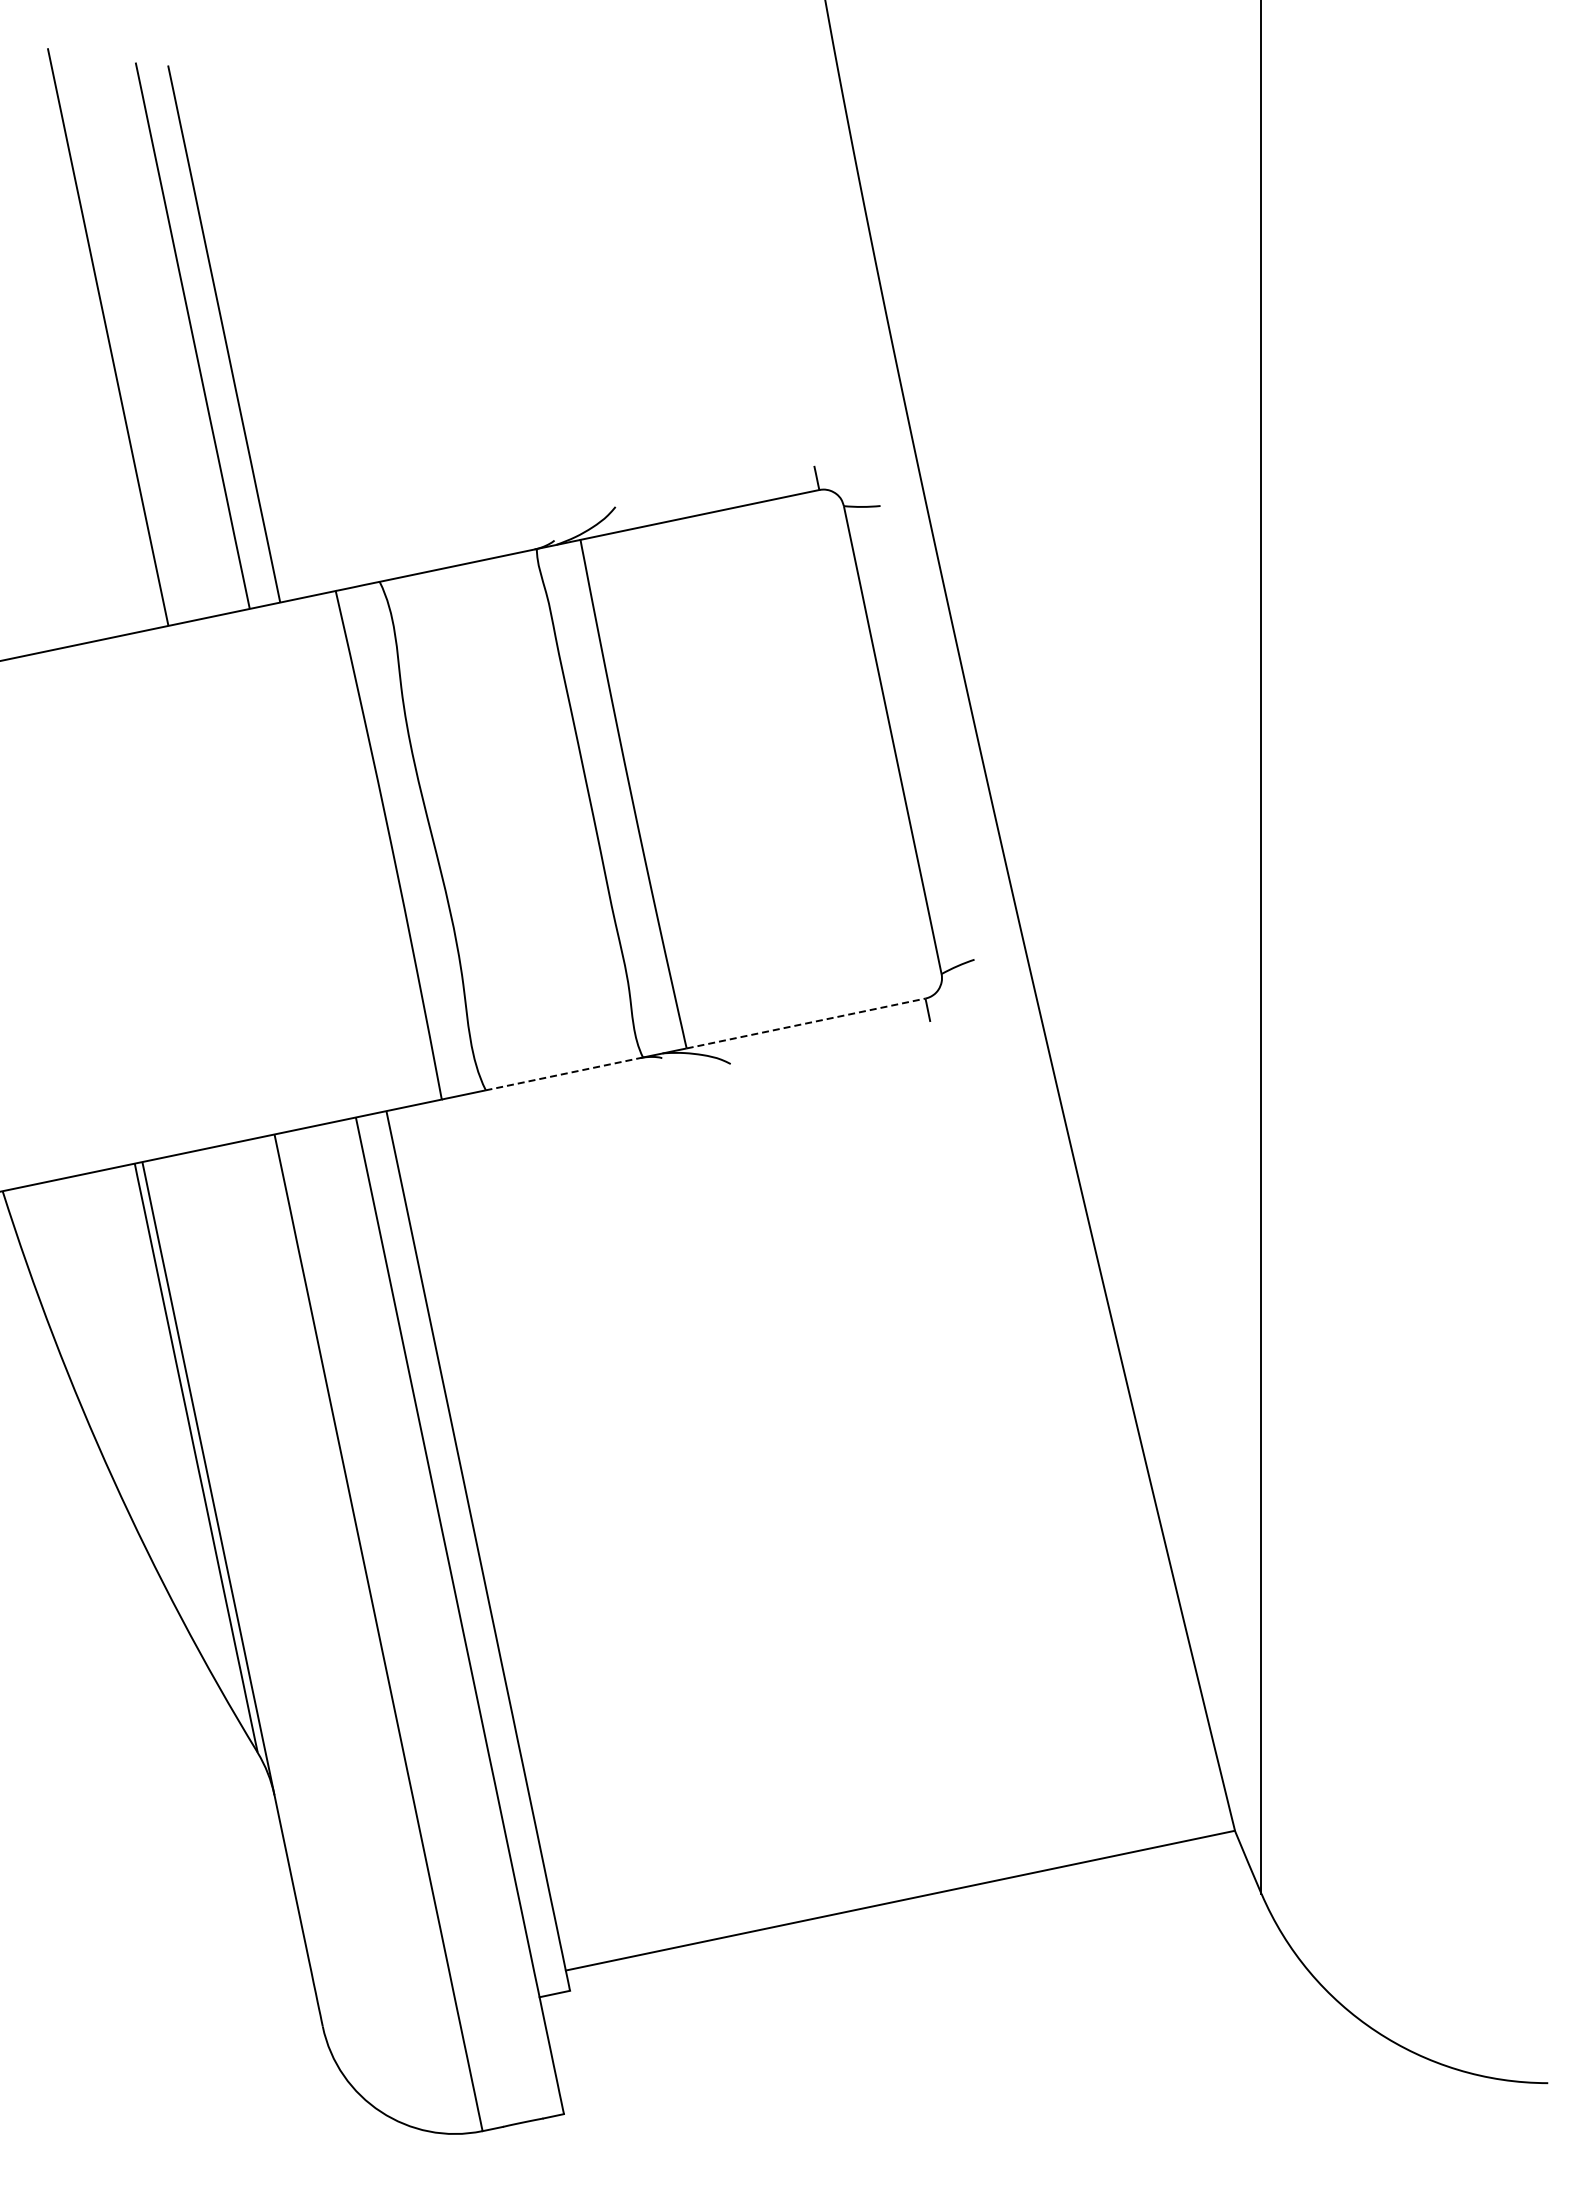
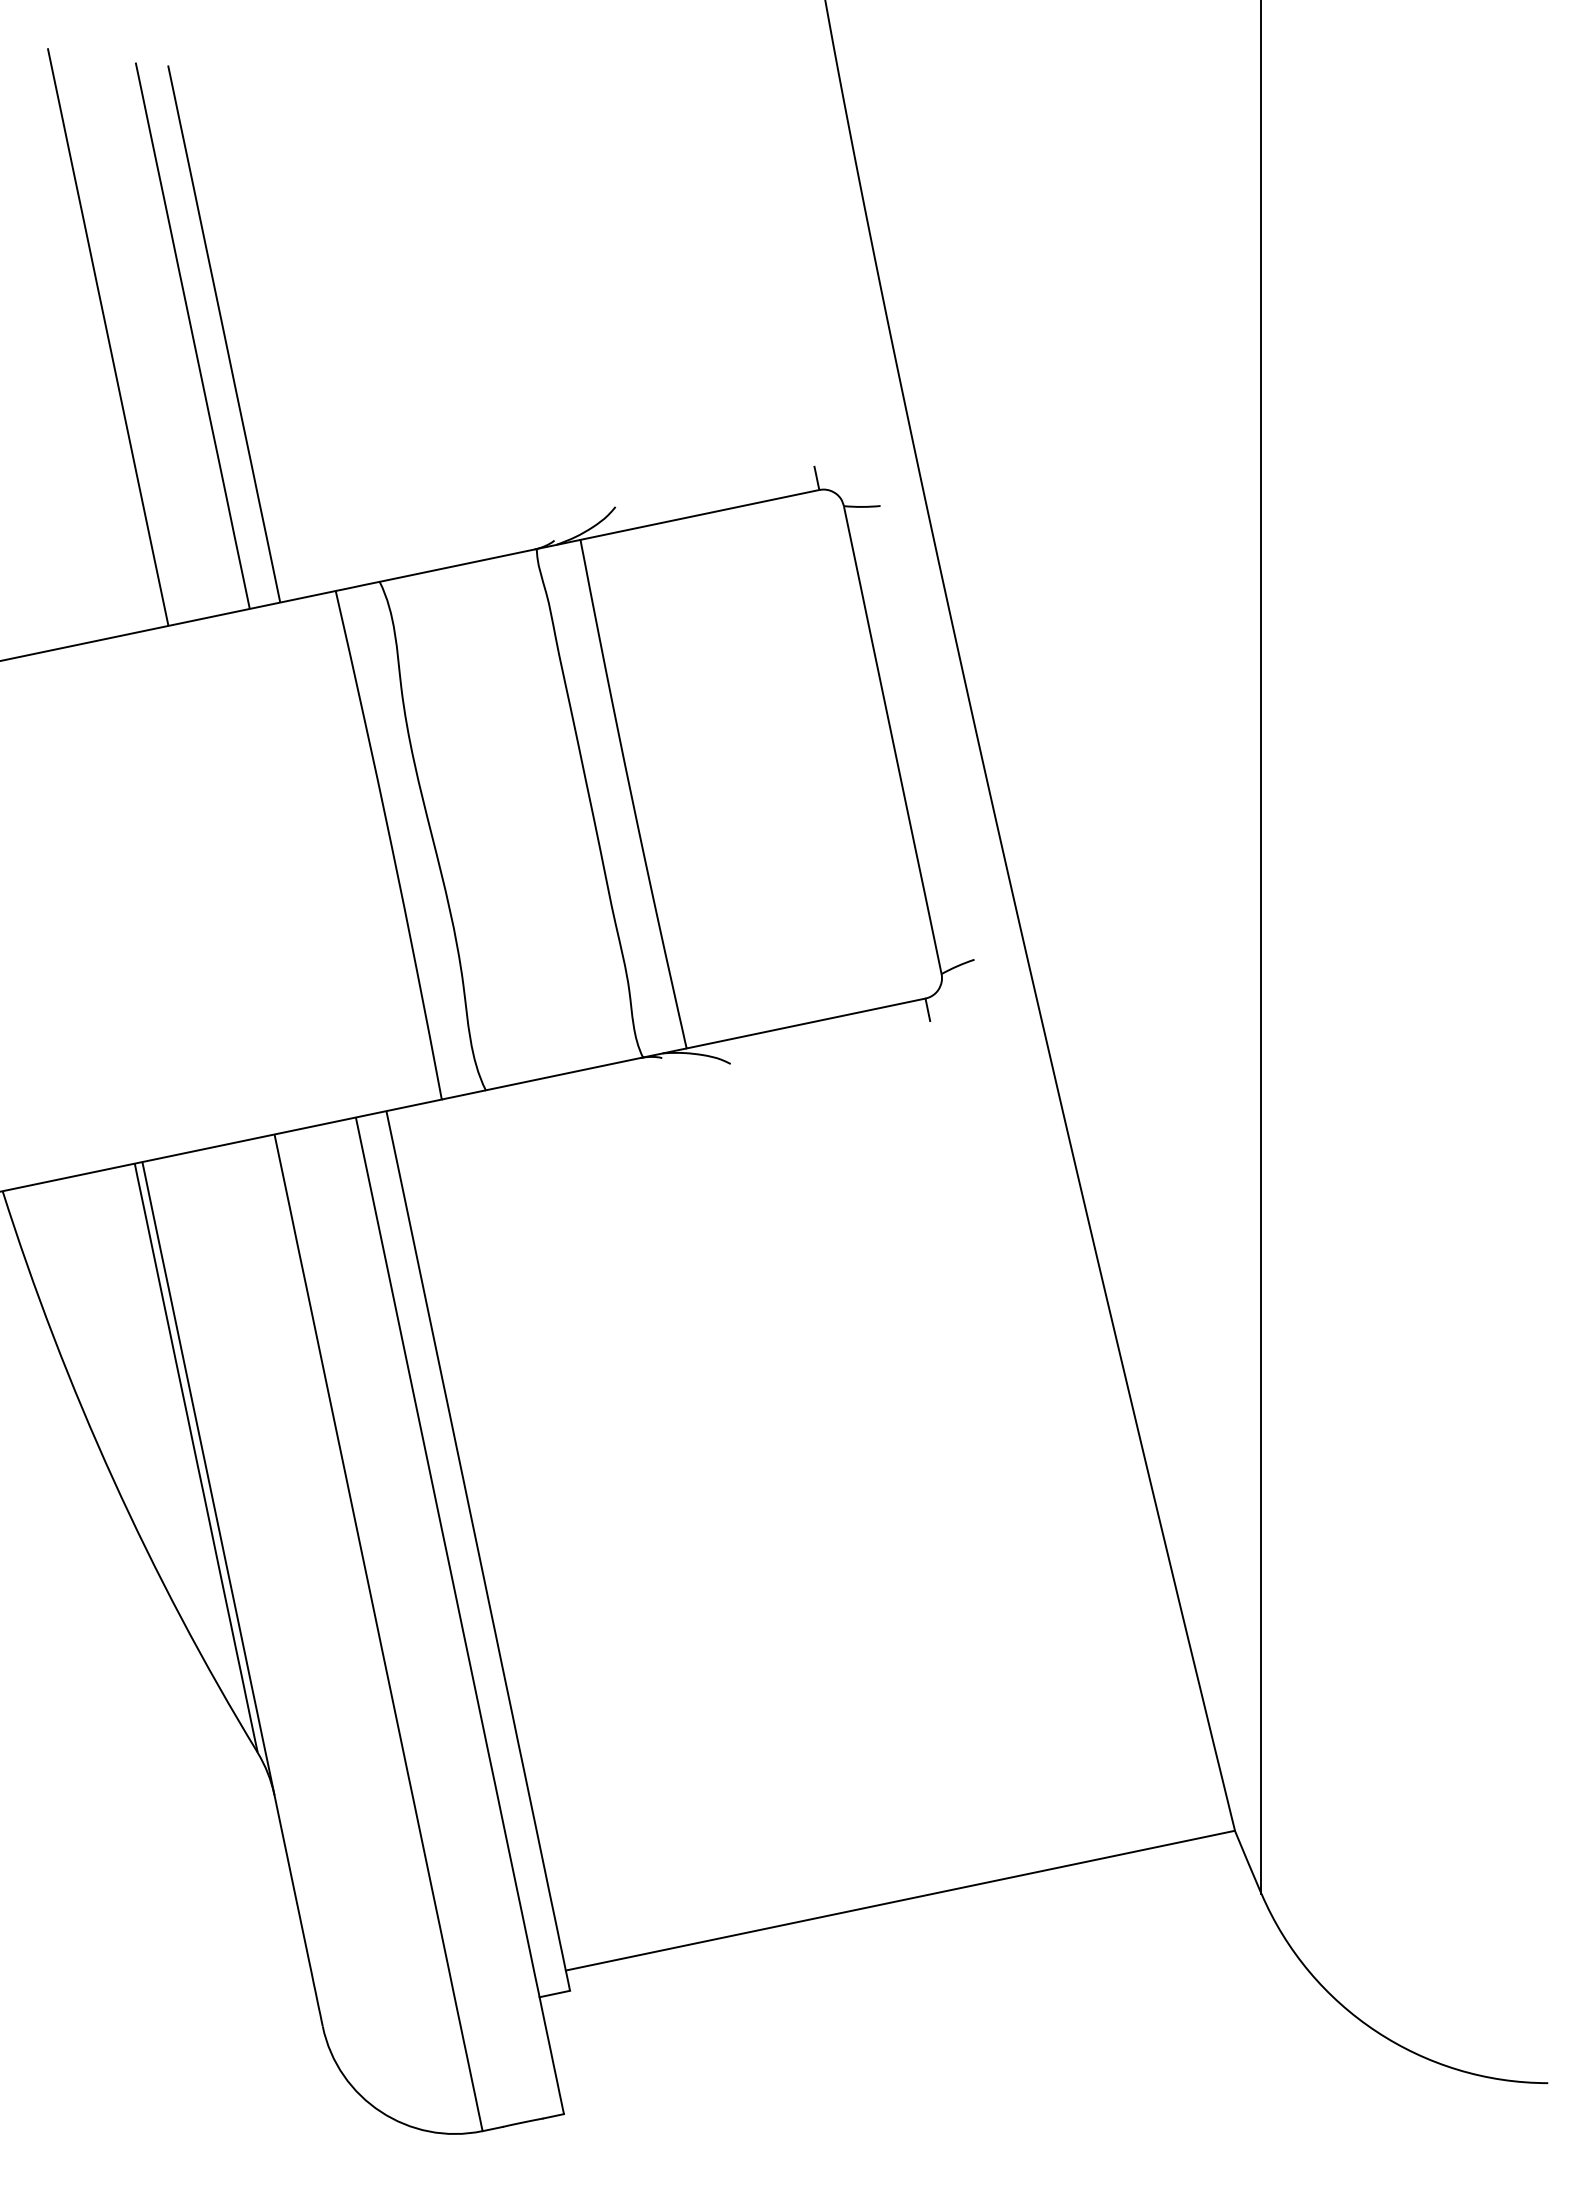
line: dashed -> solid (806, 1023)
line: dashed -> solid (563, 1074)
